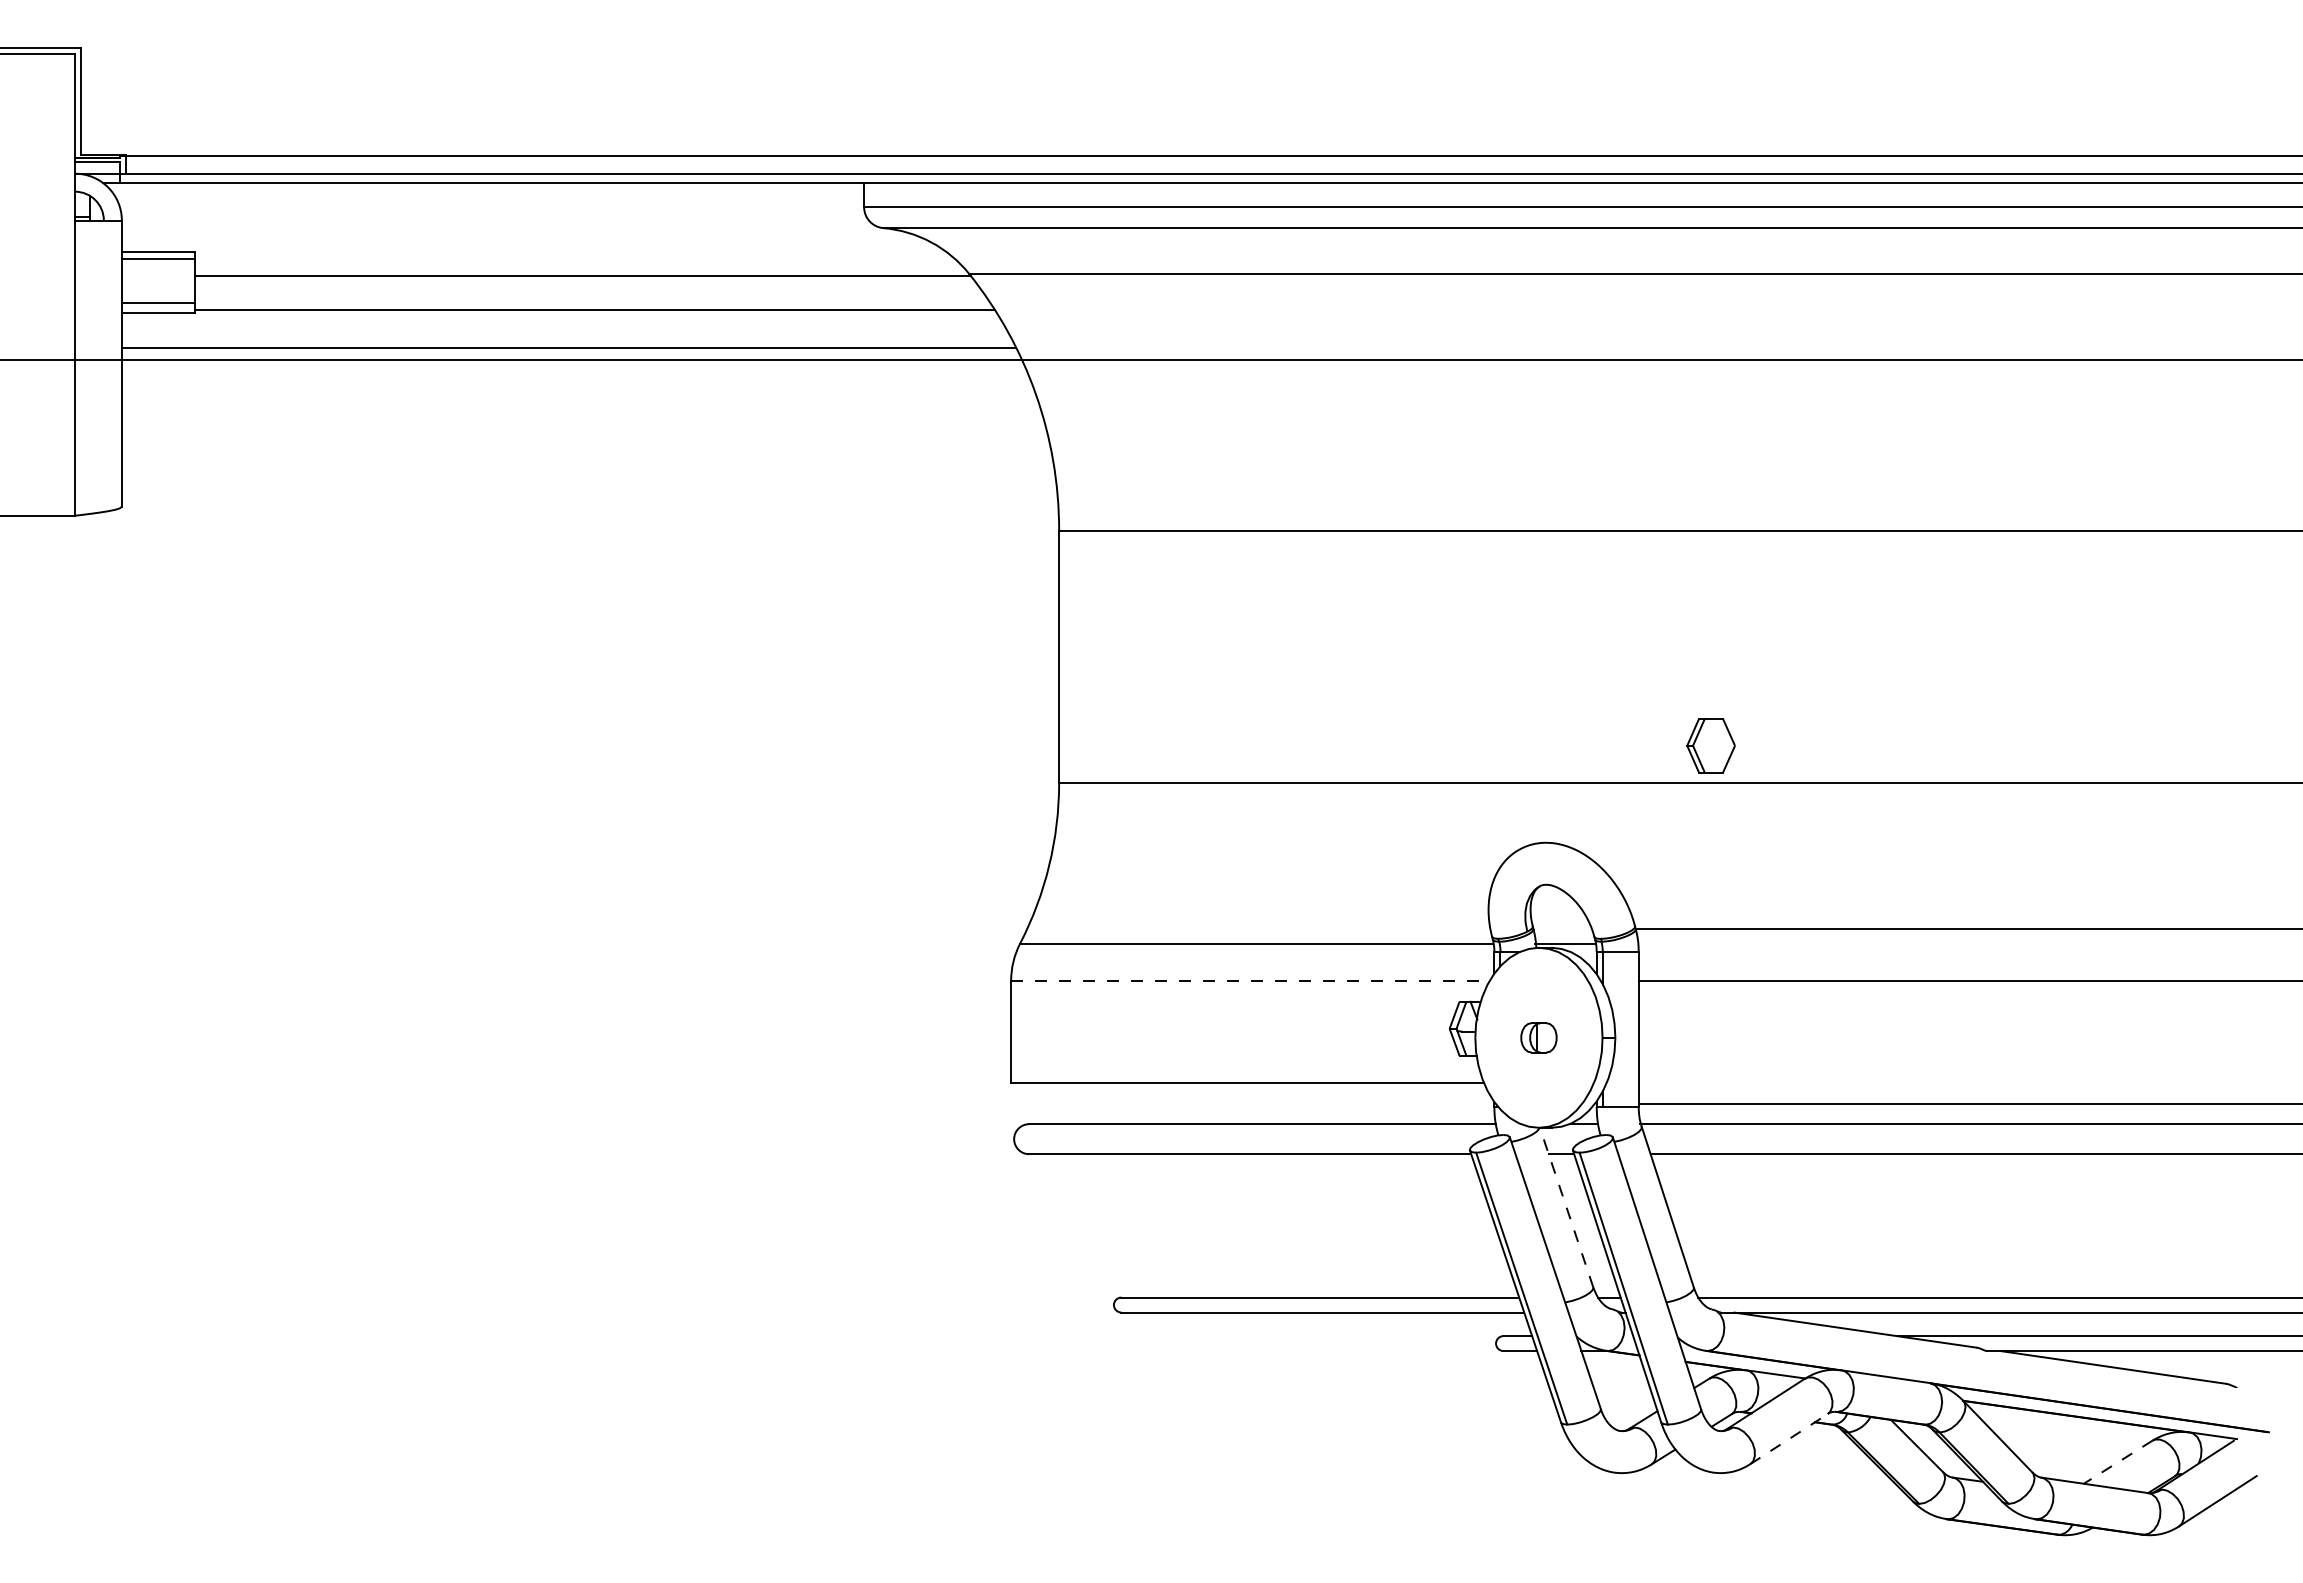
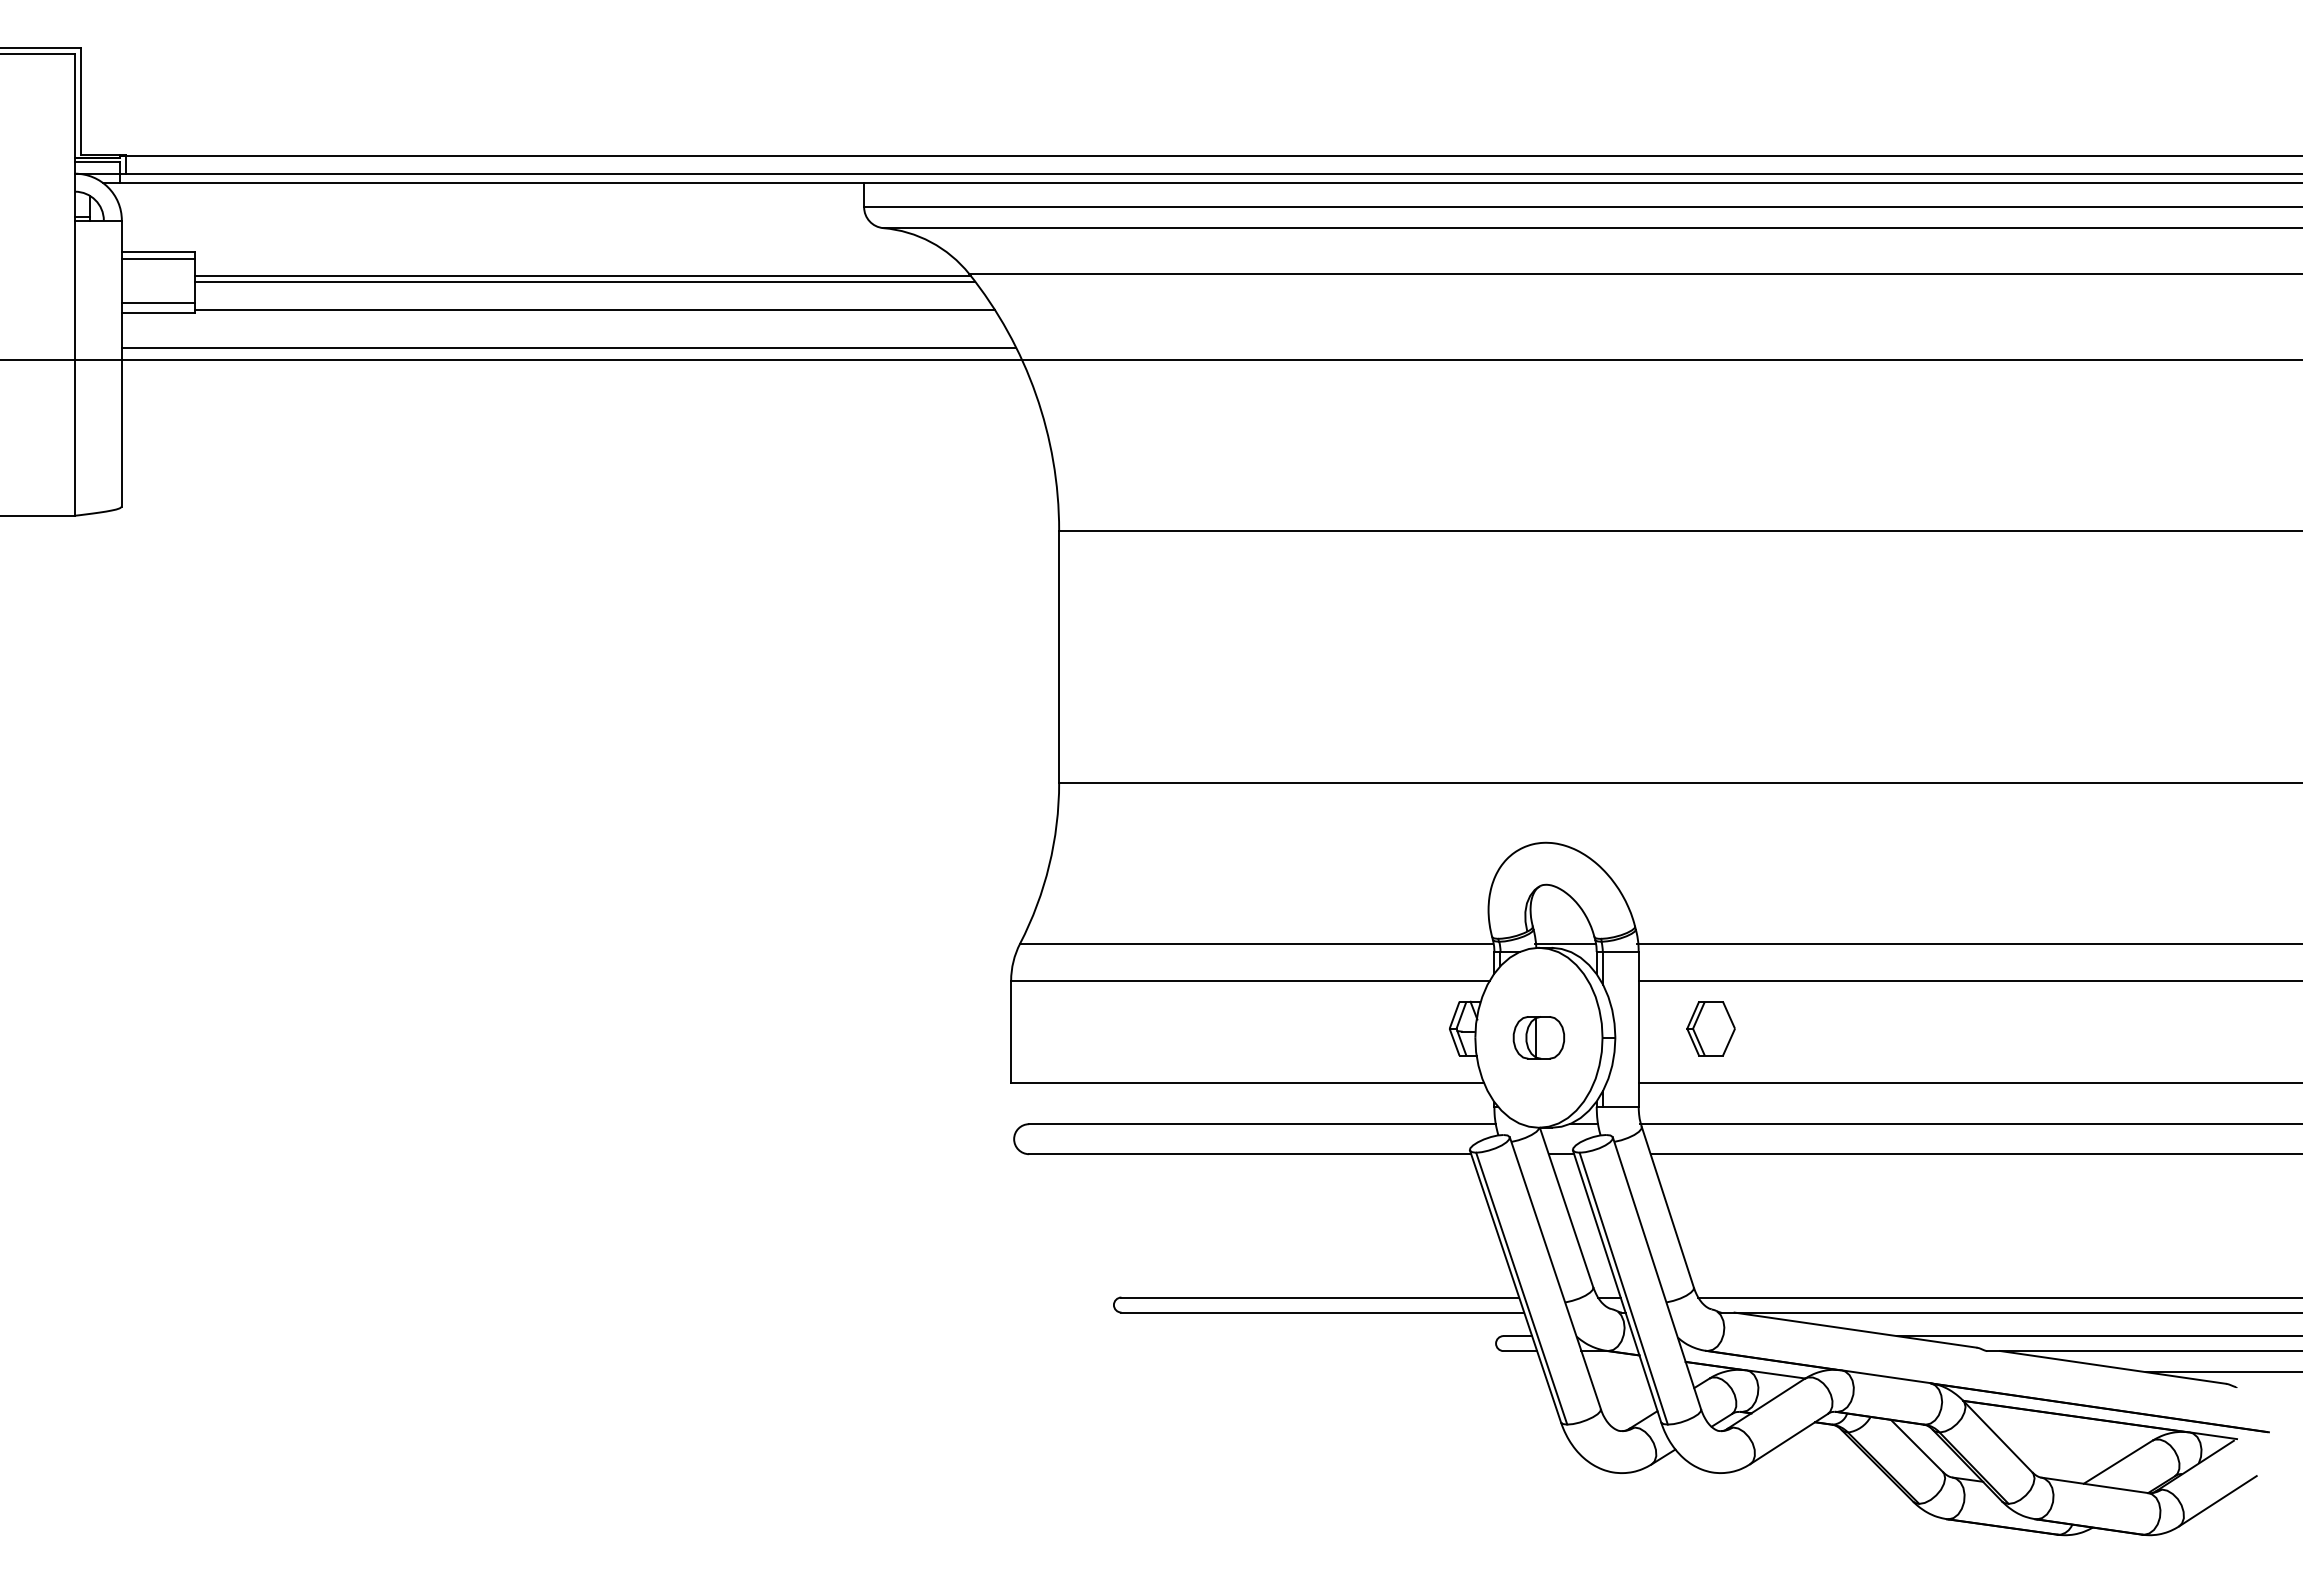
line: none -> present (585, 281)
part position: (1710, 745) -> (1710, 1028) (1710, 1028)
line position: (1968, 928) -> (1968, 943) (1968, 943)
line: dashed -> solid (1250, 980)
part size: 38x32 px -> 54x44 px (1538, 1037)
line position: (1968, 1103) -> (1968, 1082) (1968, 1082)
line: dashed -> solid (1566, 1207)
line: none -> present (2222, 1372)
line: dashed -> solid (1789, 1438)
line: dashed -> solid (2118, 1462)
